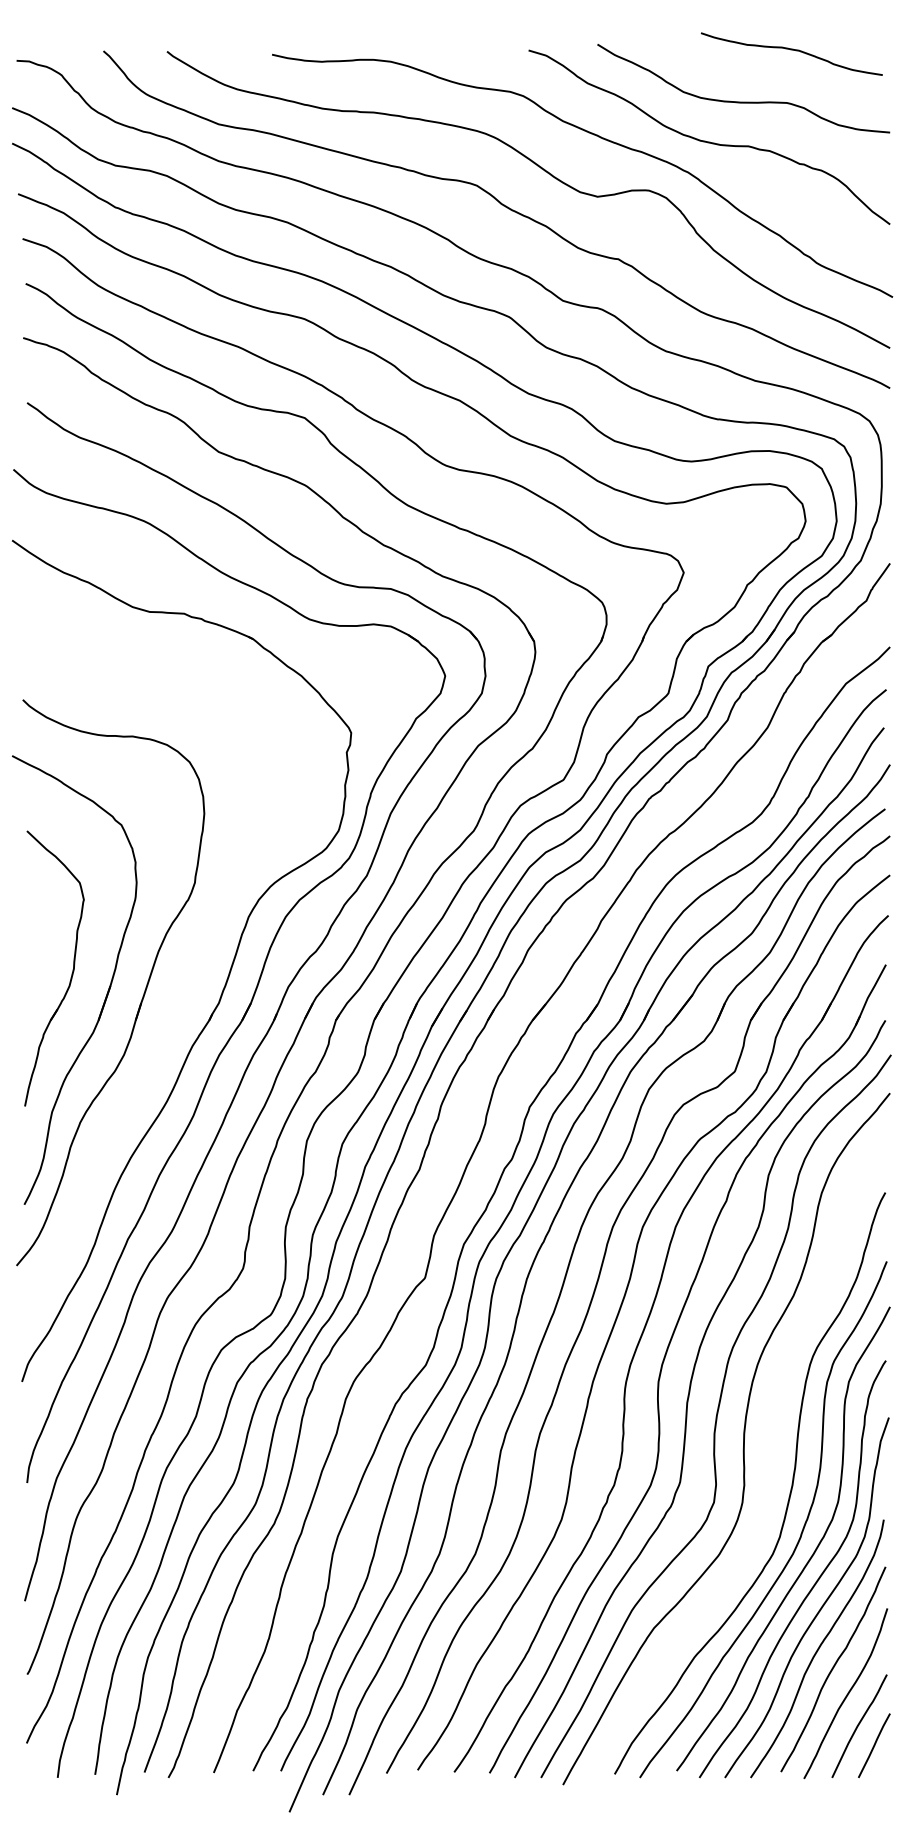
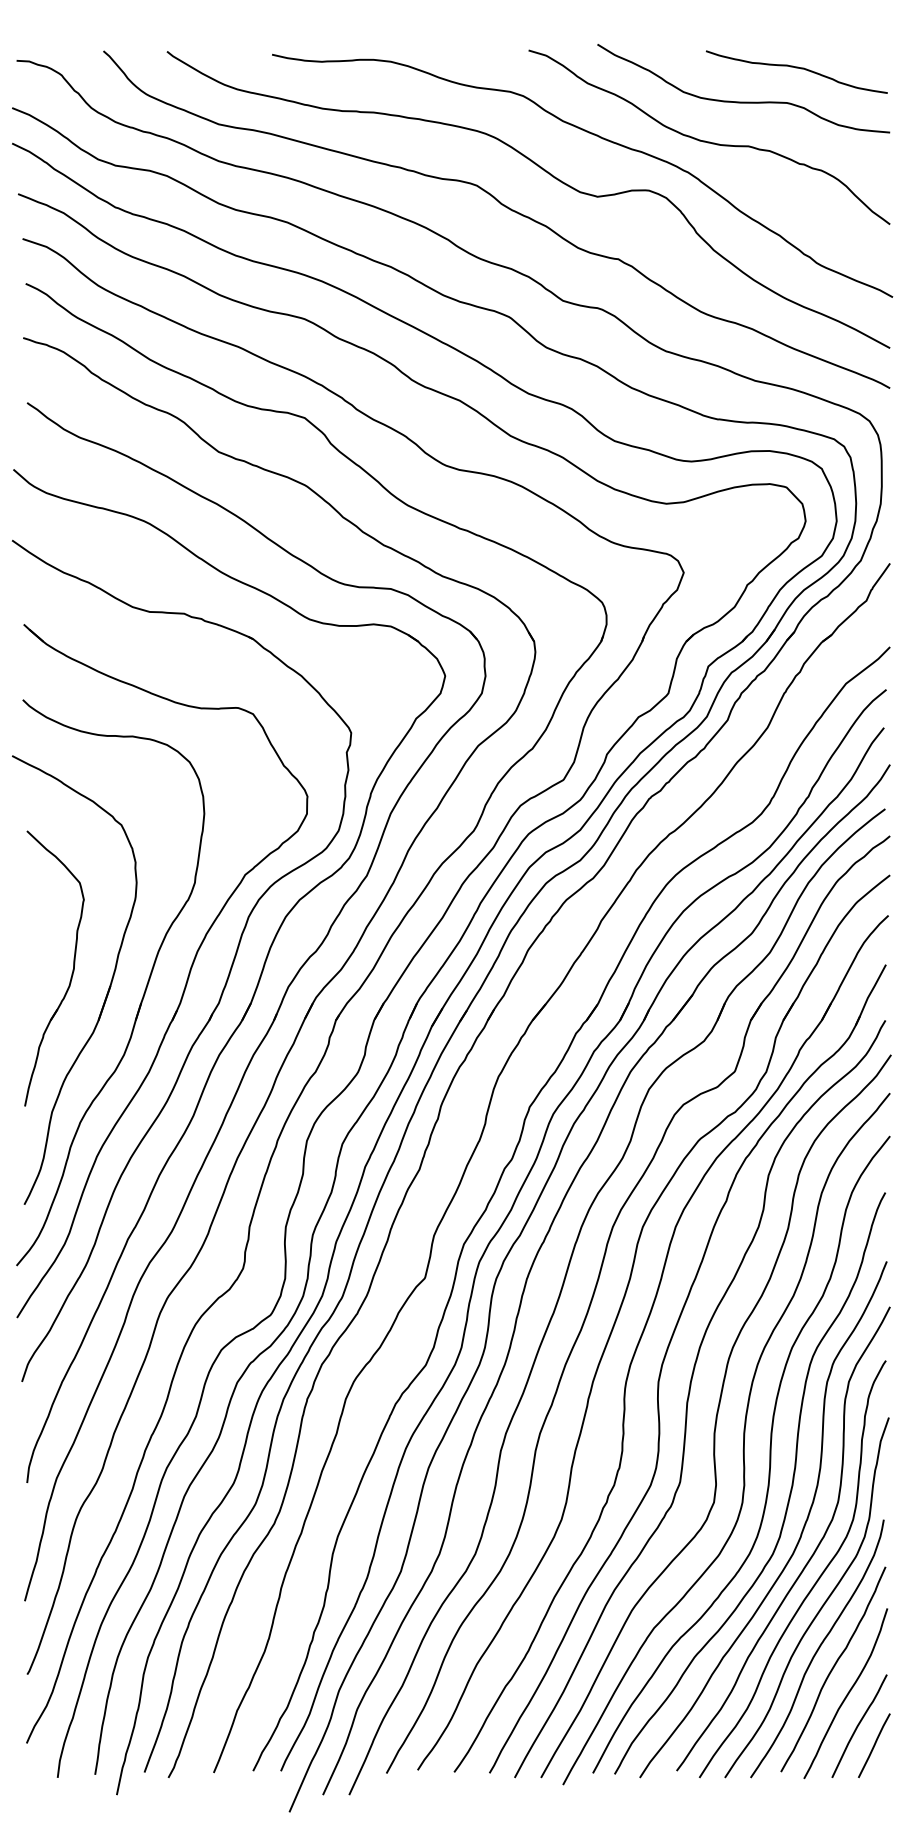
curve position: (791, 50) -> (796, 68) (796, 68)
part: none -> present (186, 979)
curve: none -> present (769, 1454)
